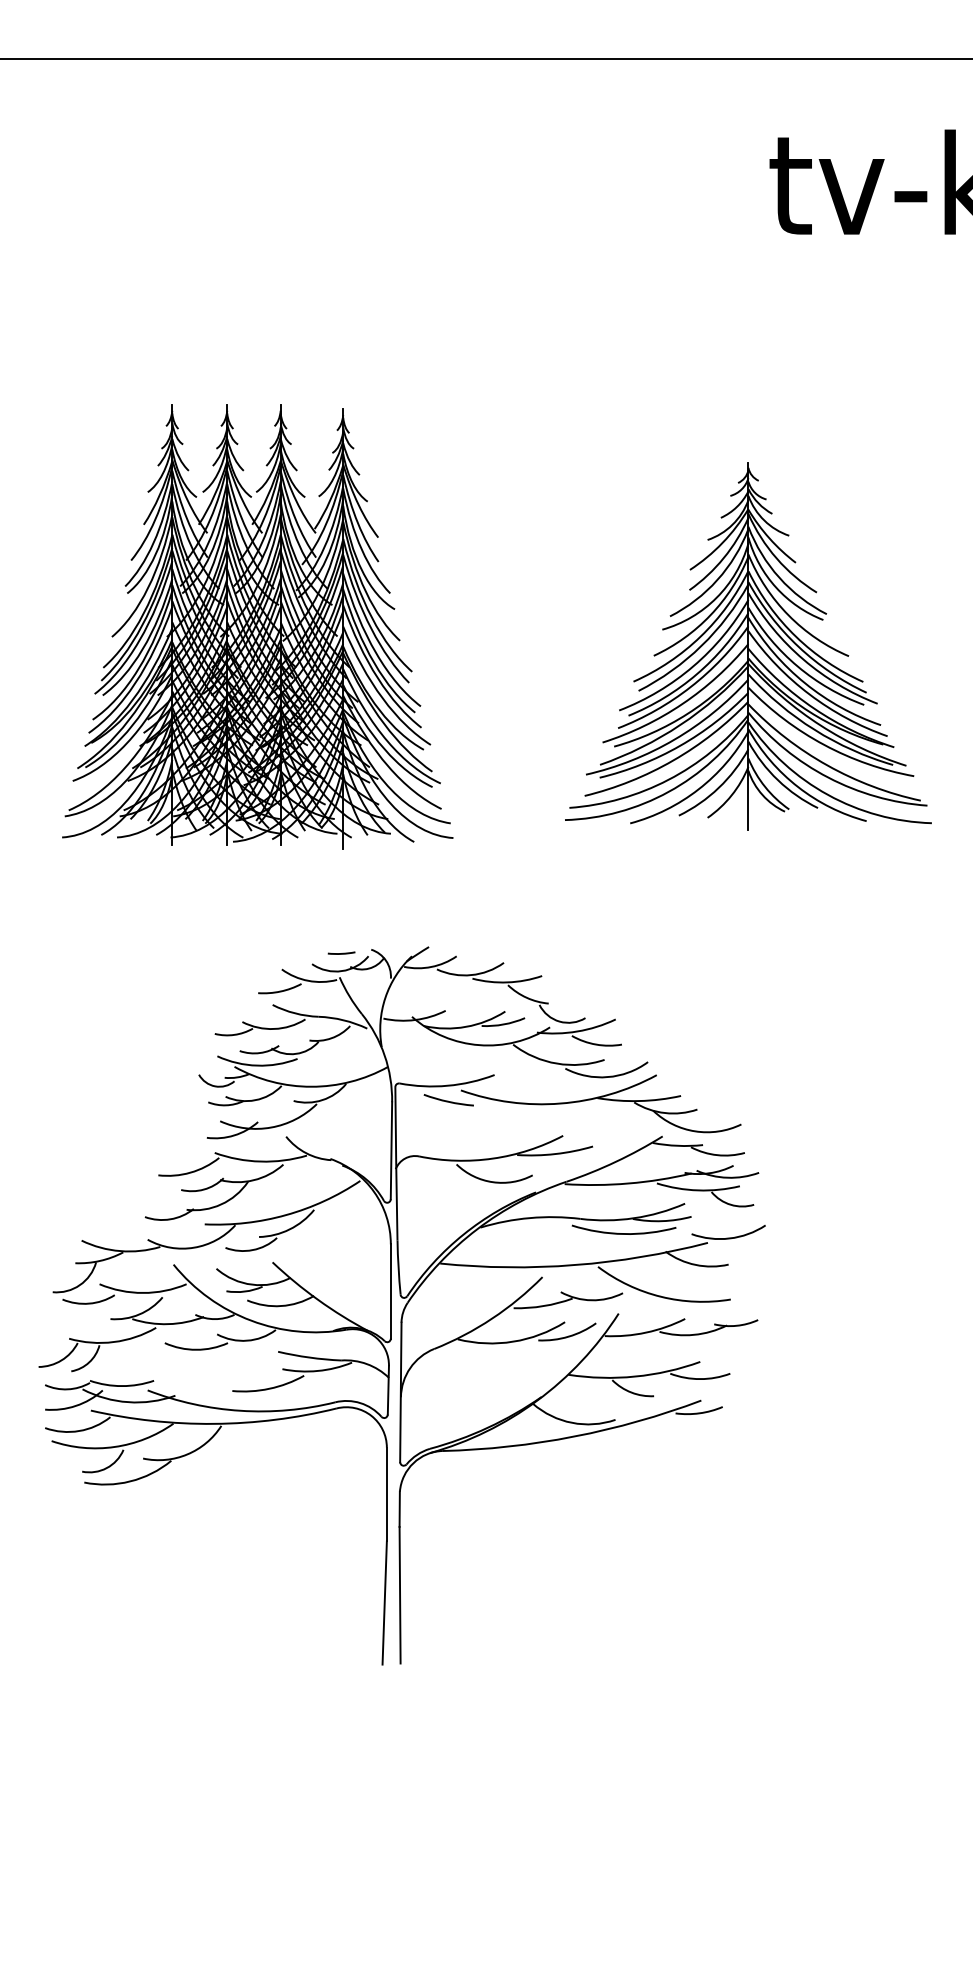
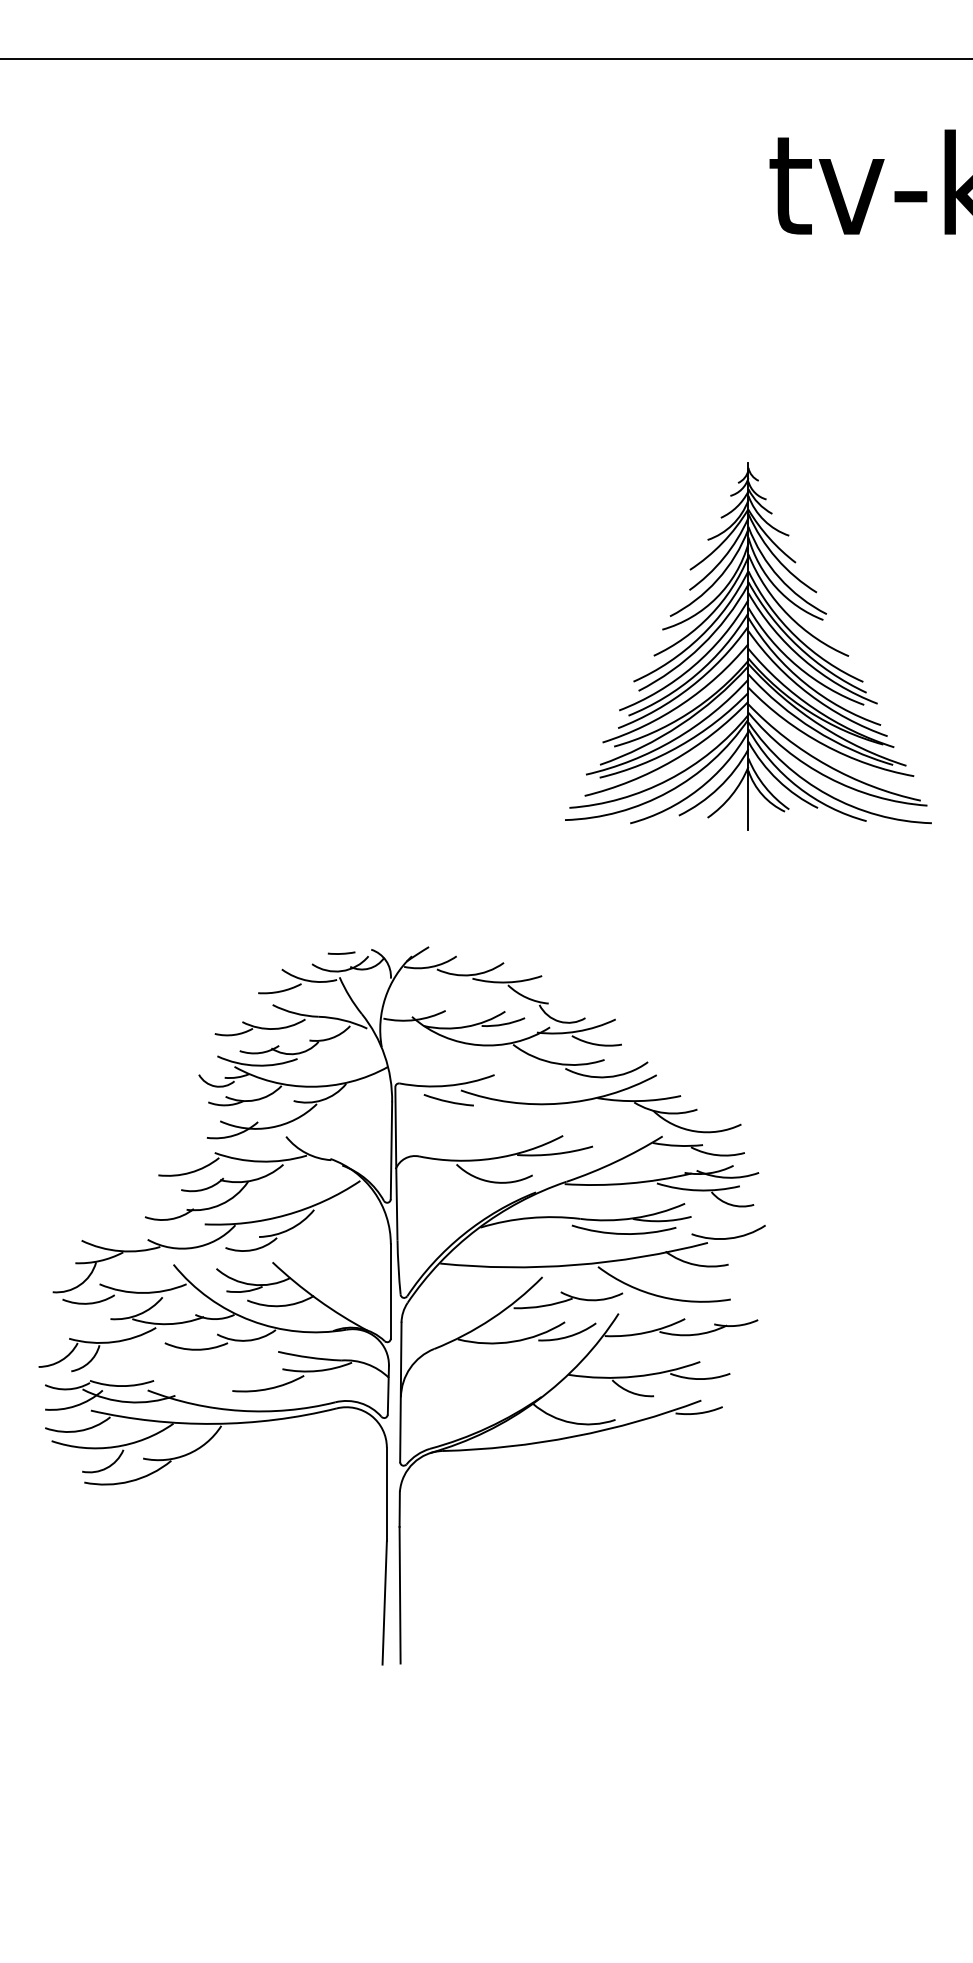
part: present -> none (257, 626)
